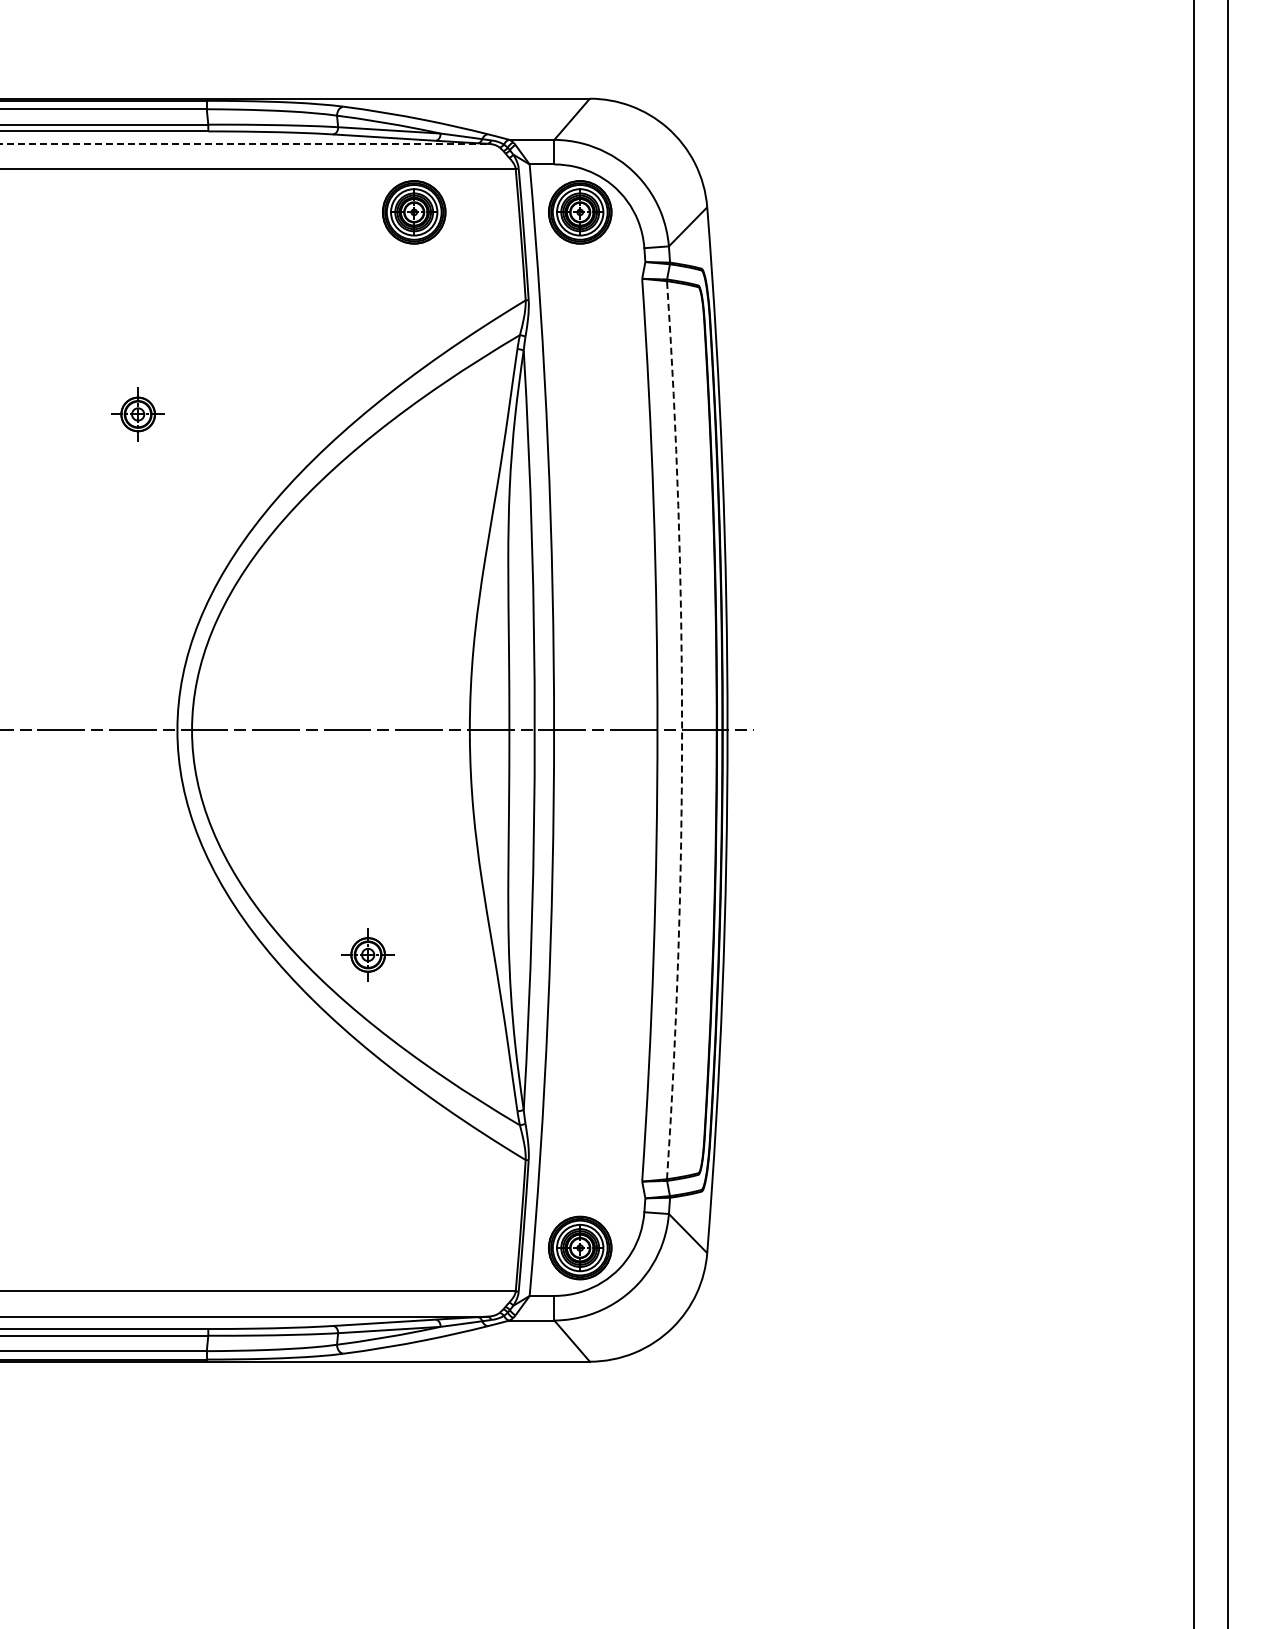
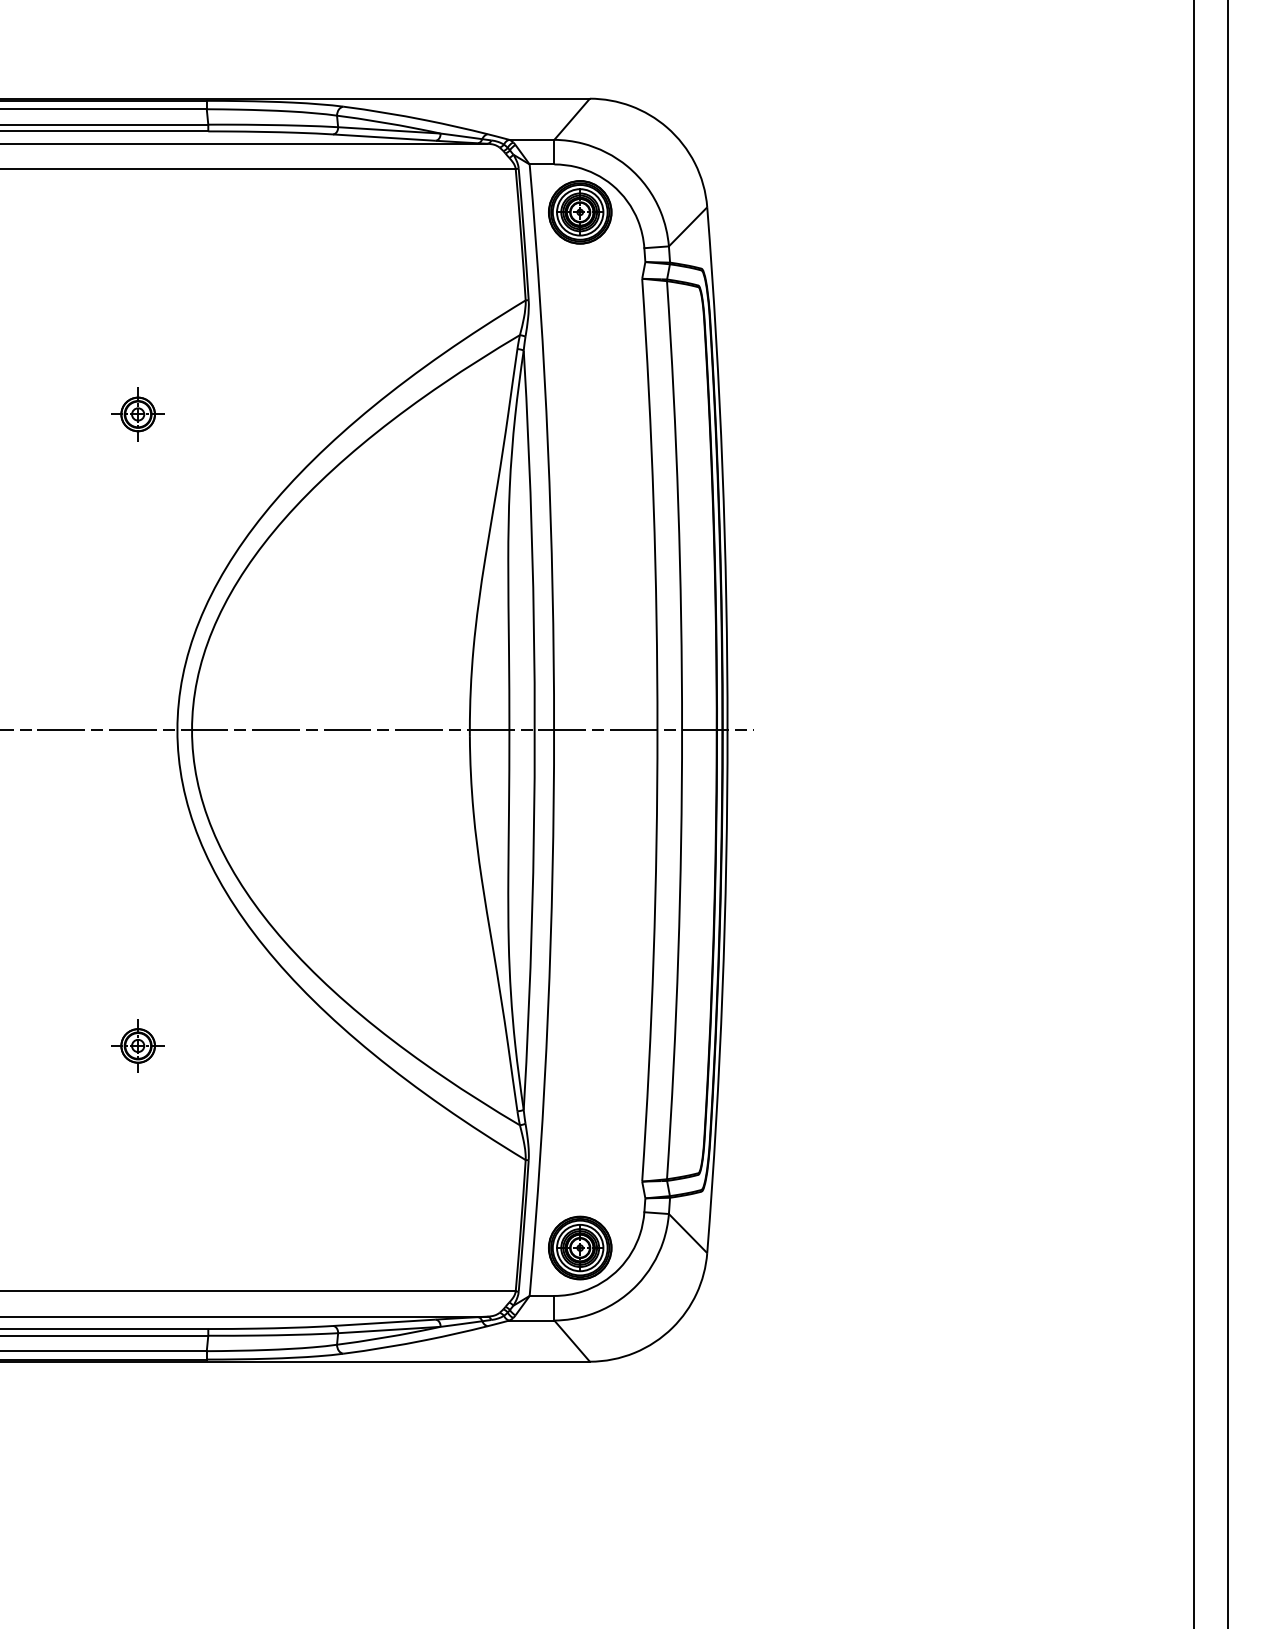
line: dashed -> solid (243, 143)
part: present -> none (414, 212)
arc: dashed -> solid (682, 730)
part position: (367, 954) -> (137, 1045) (137, 1045)
